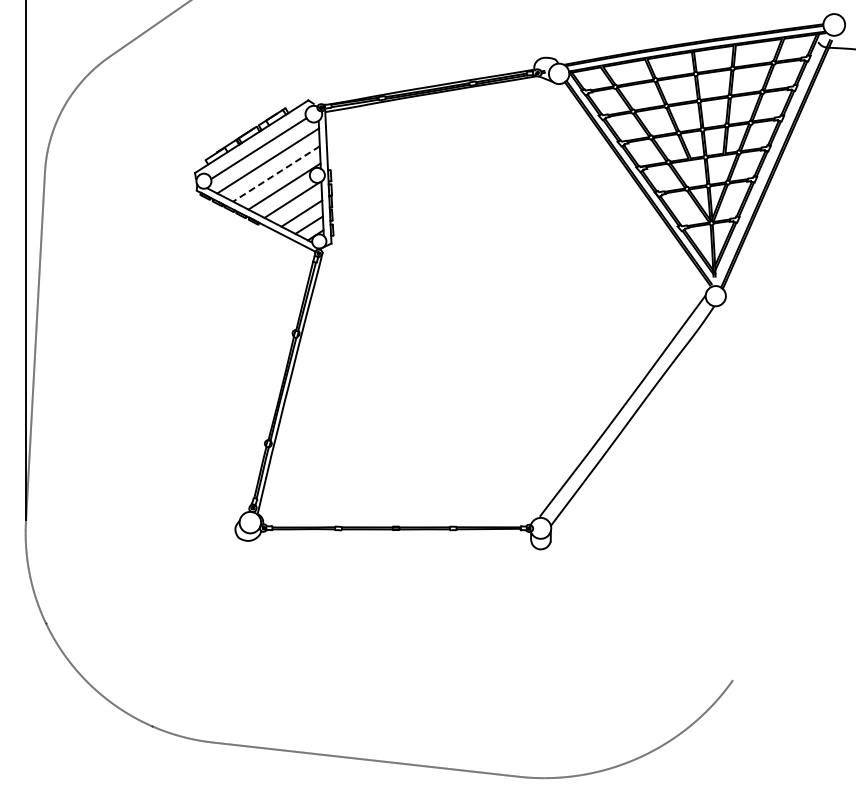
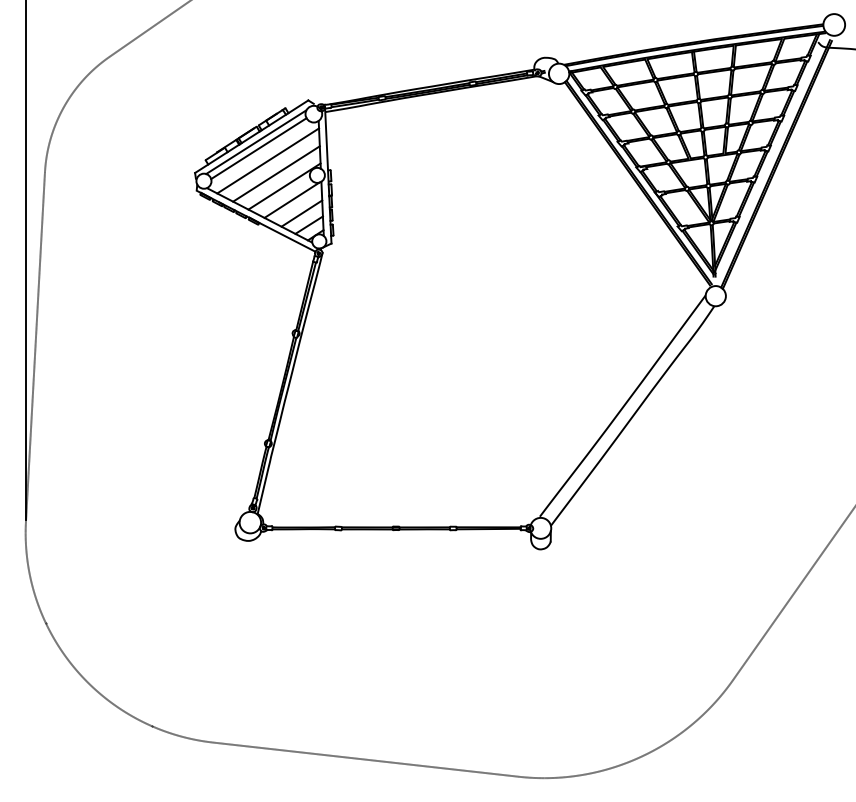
line: none -> present (255, 142)
line: dashed -> solid (276, 174)
line: none -> present (792, 595)
